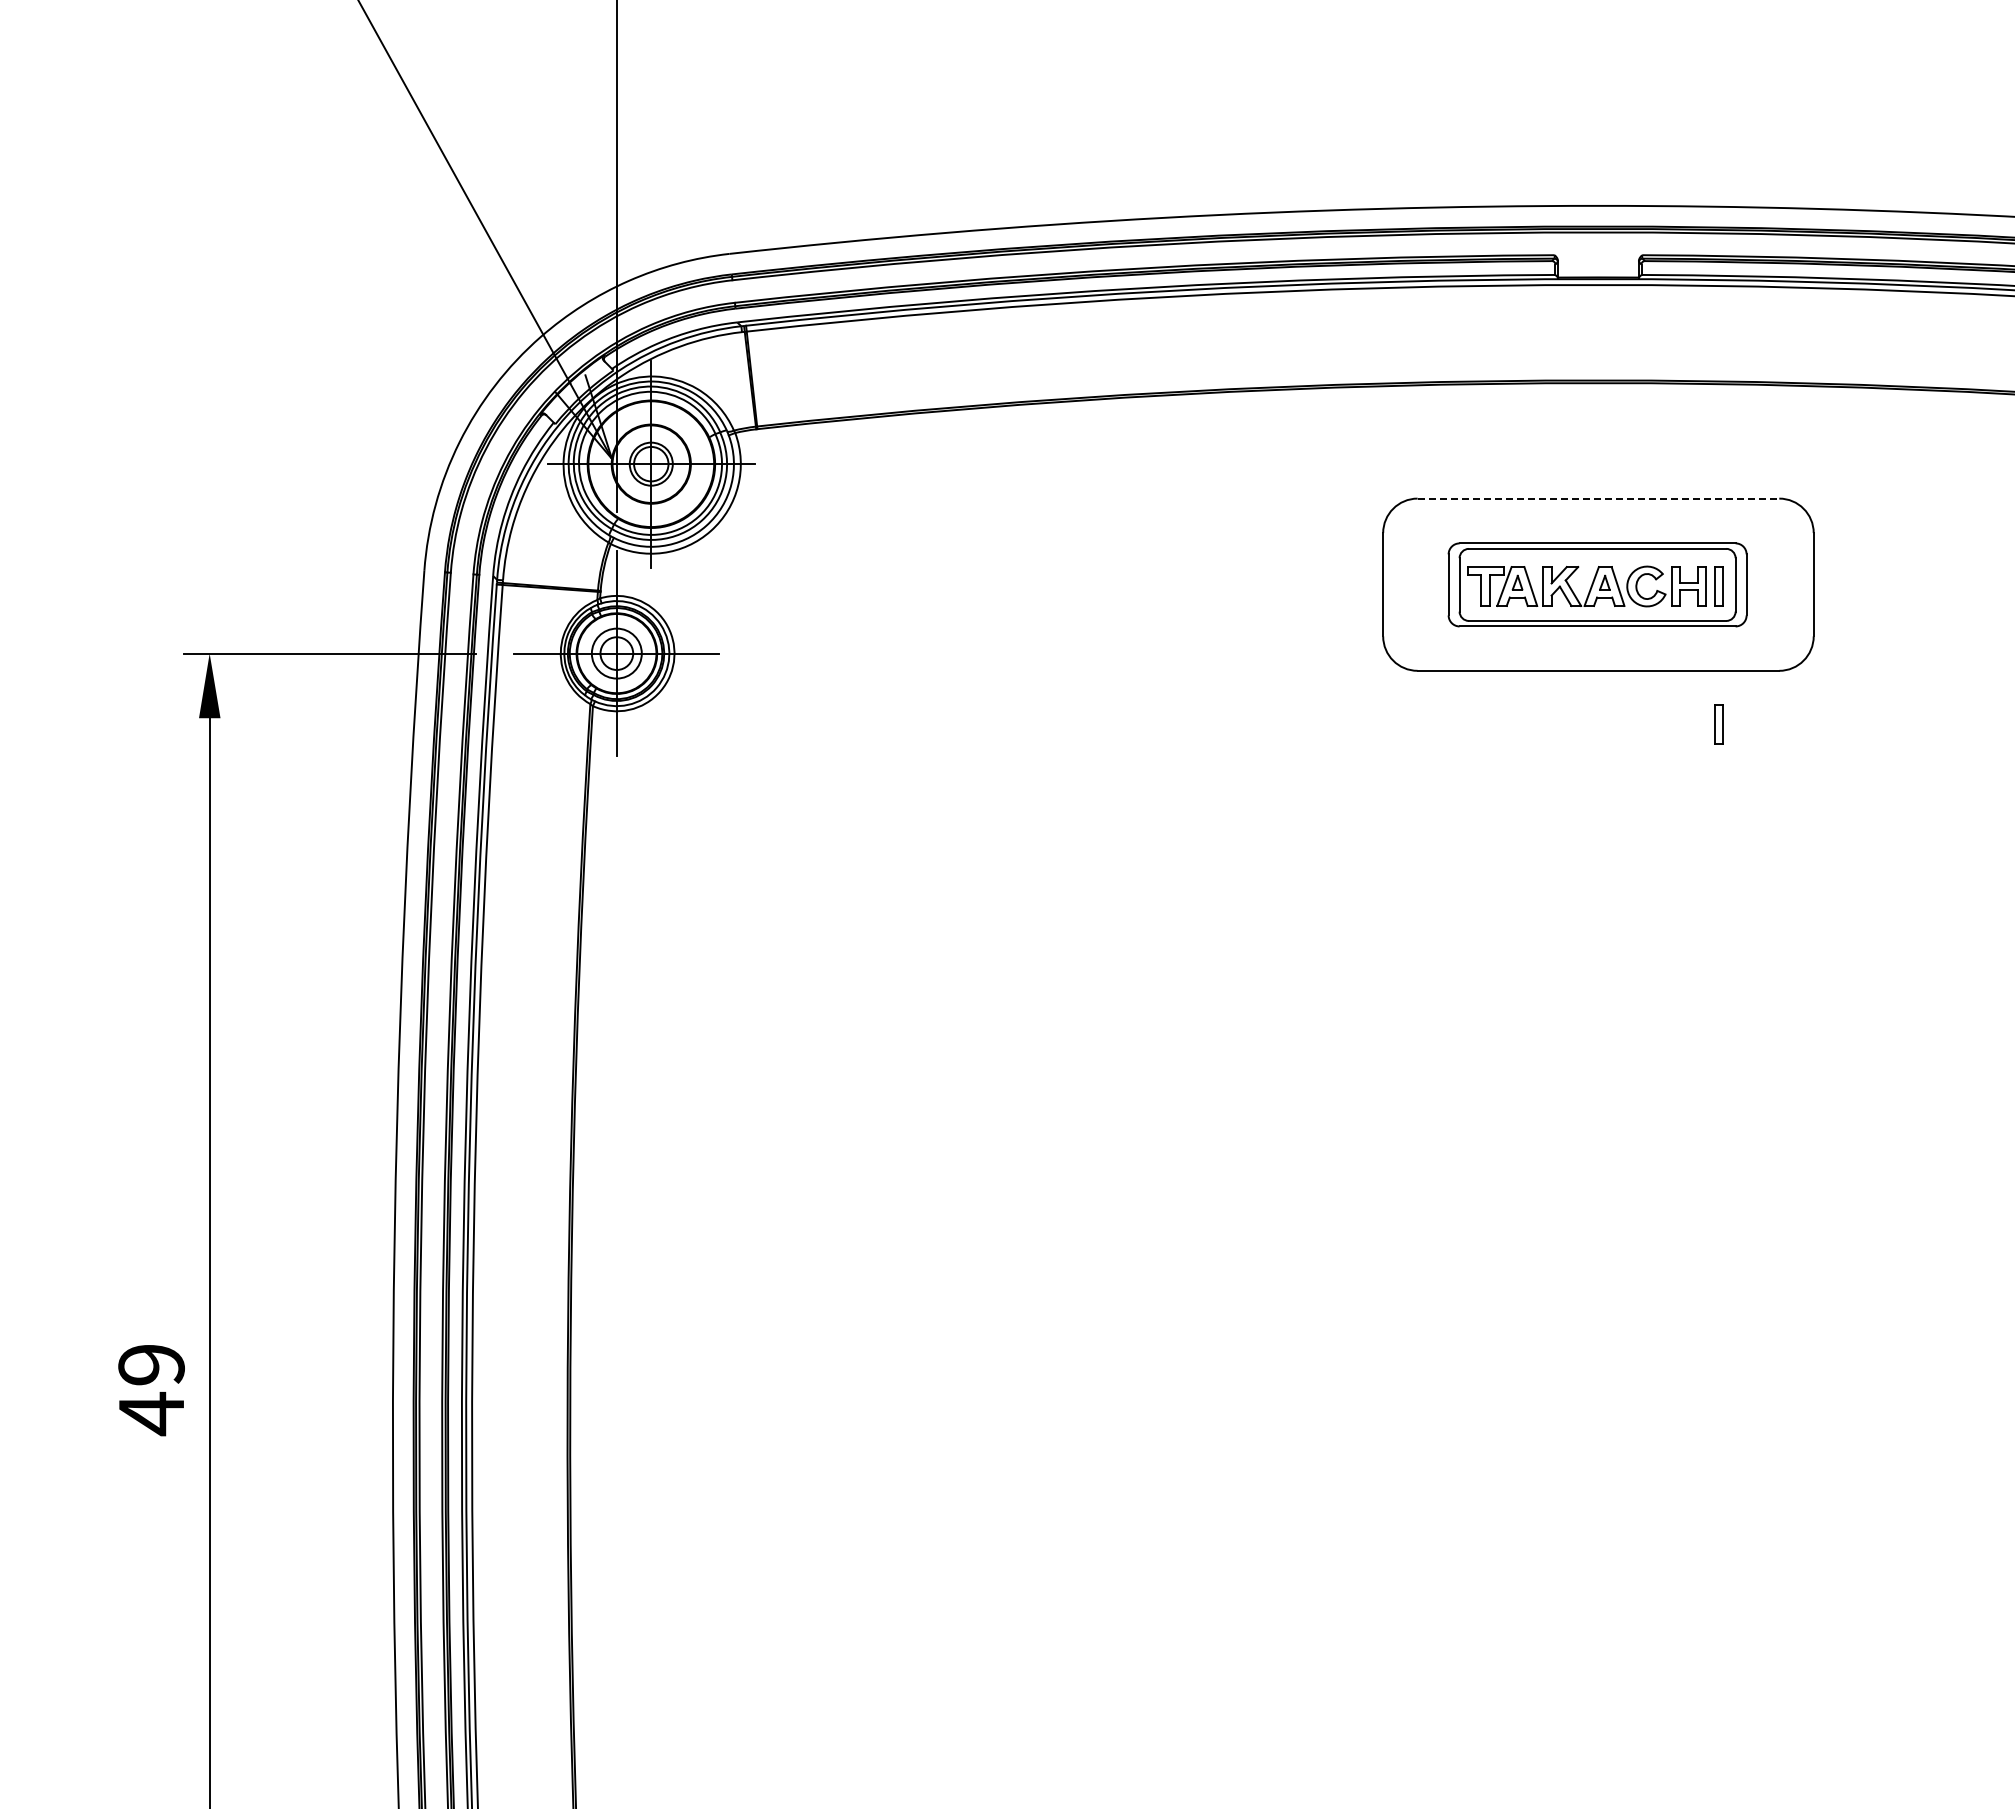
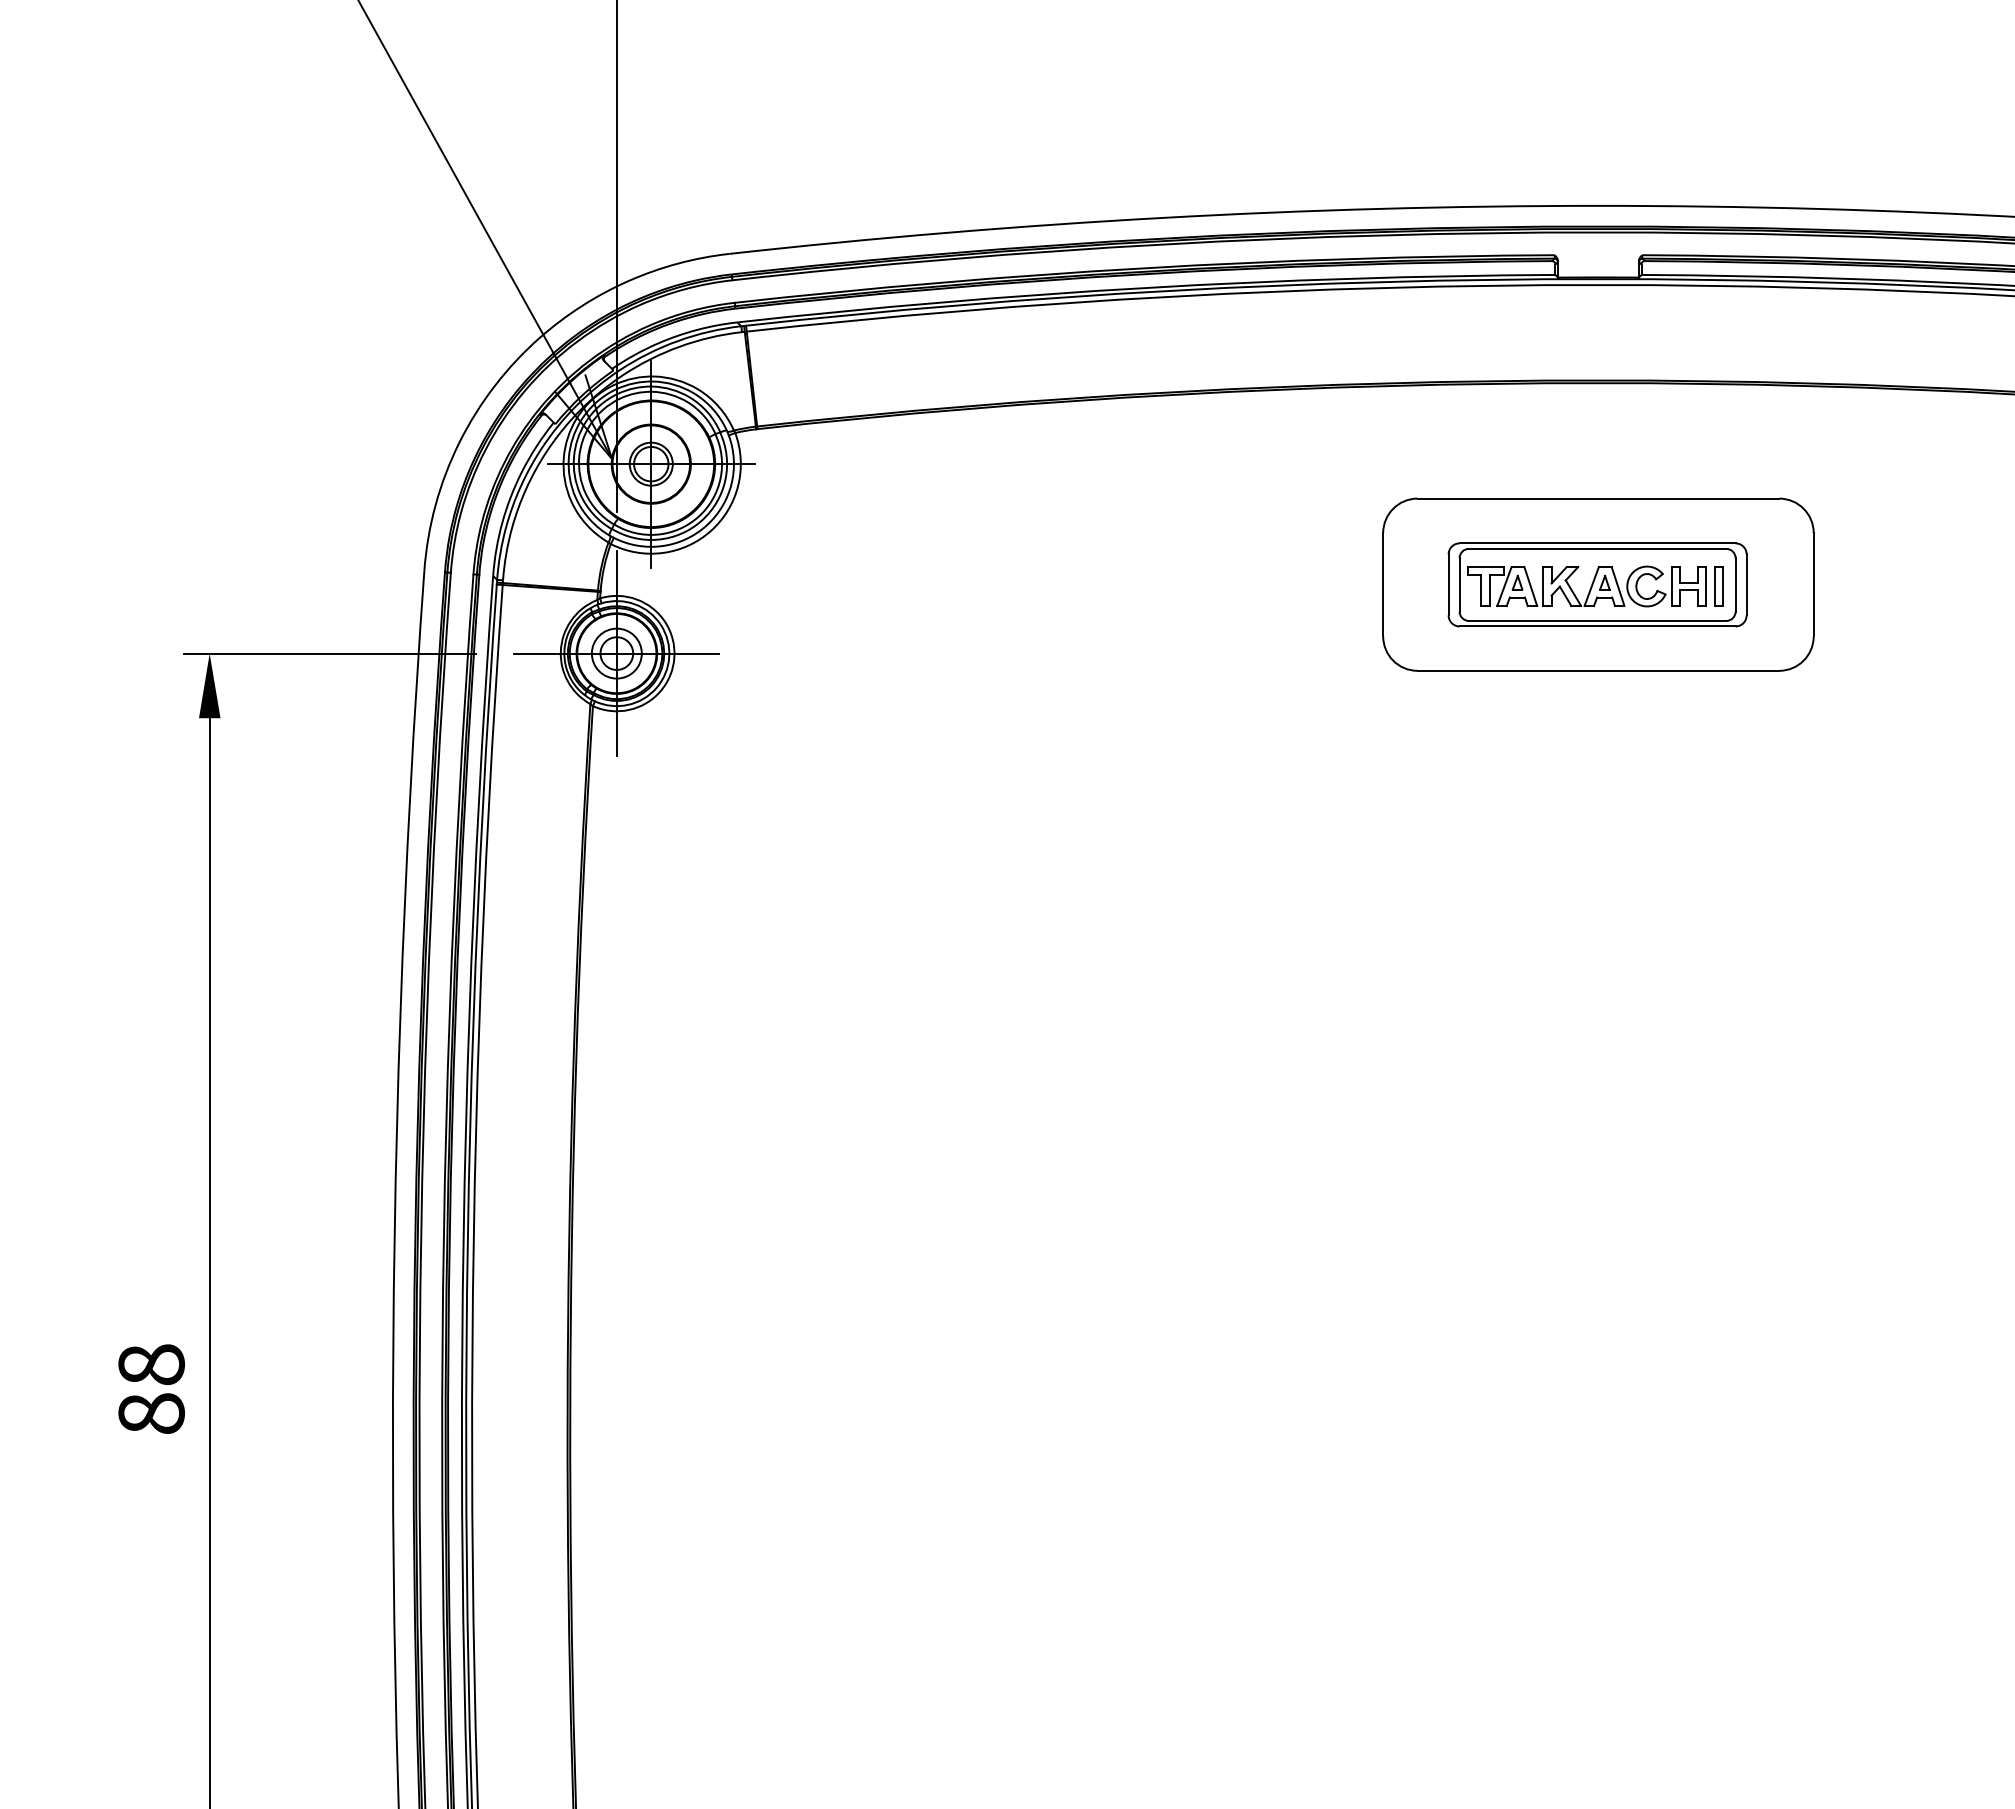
line: dashed -> solid (1598, 498)
part: present -> none (1718, 724)
text: 49 -> 88 (151, 1390)
